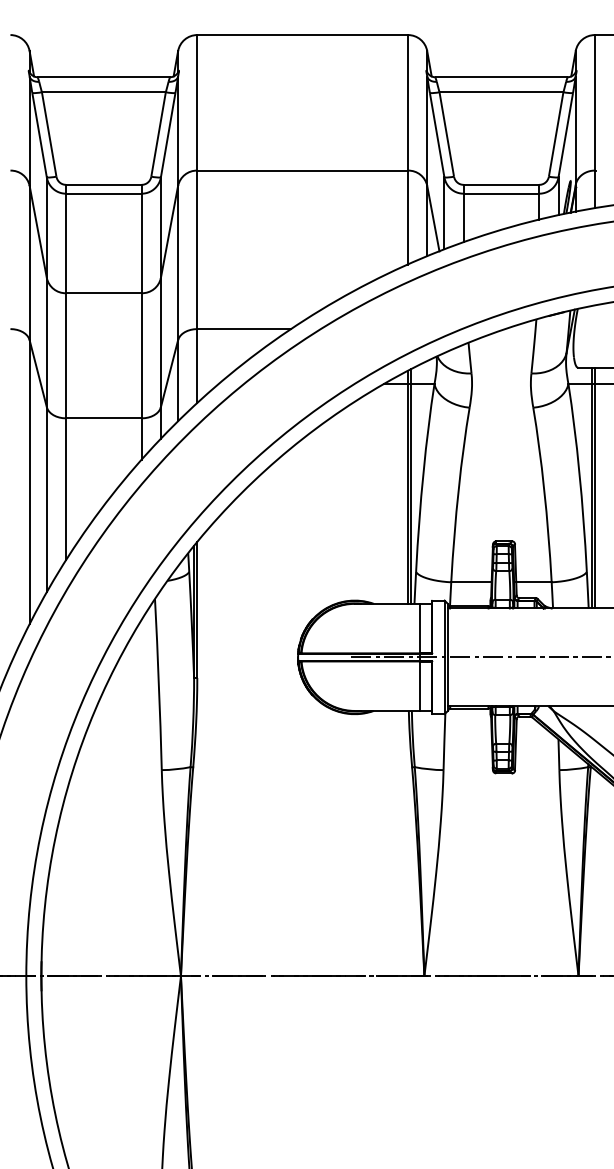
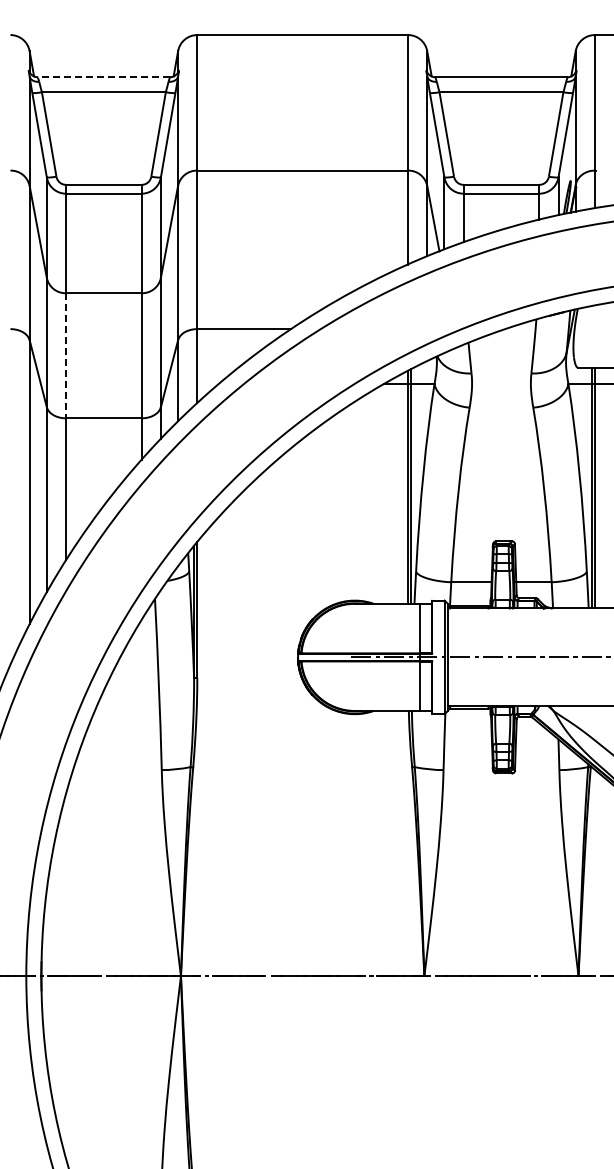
line: solid -> dashed (103, 77)
line: solid -> dashed (66, 355)
